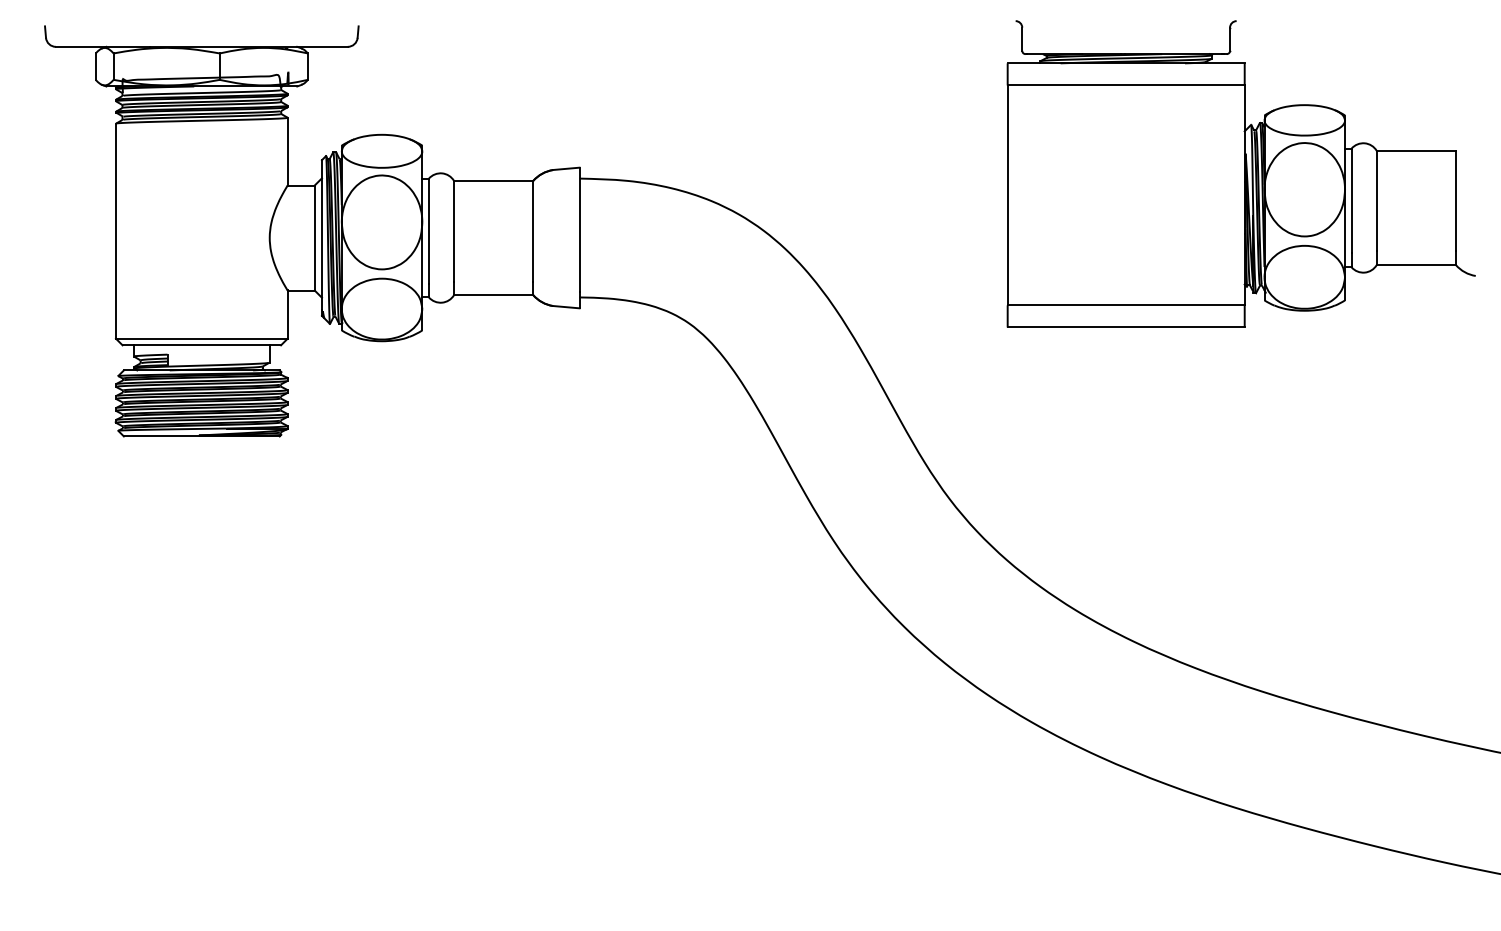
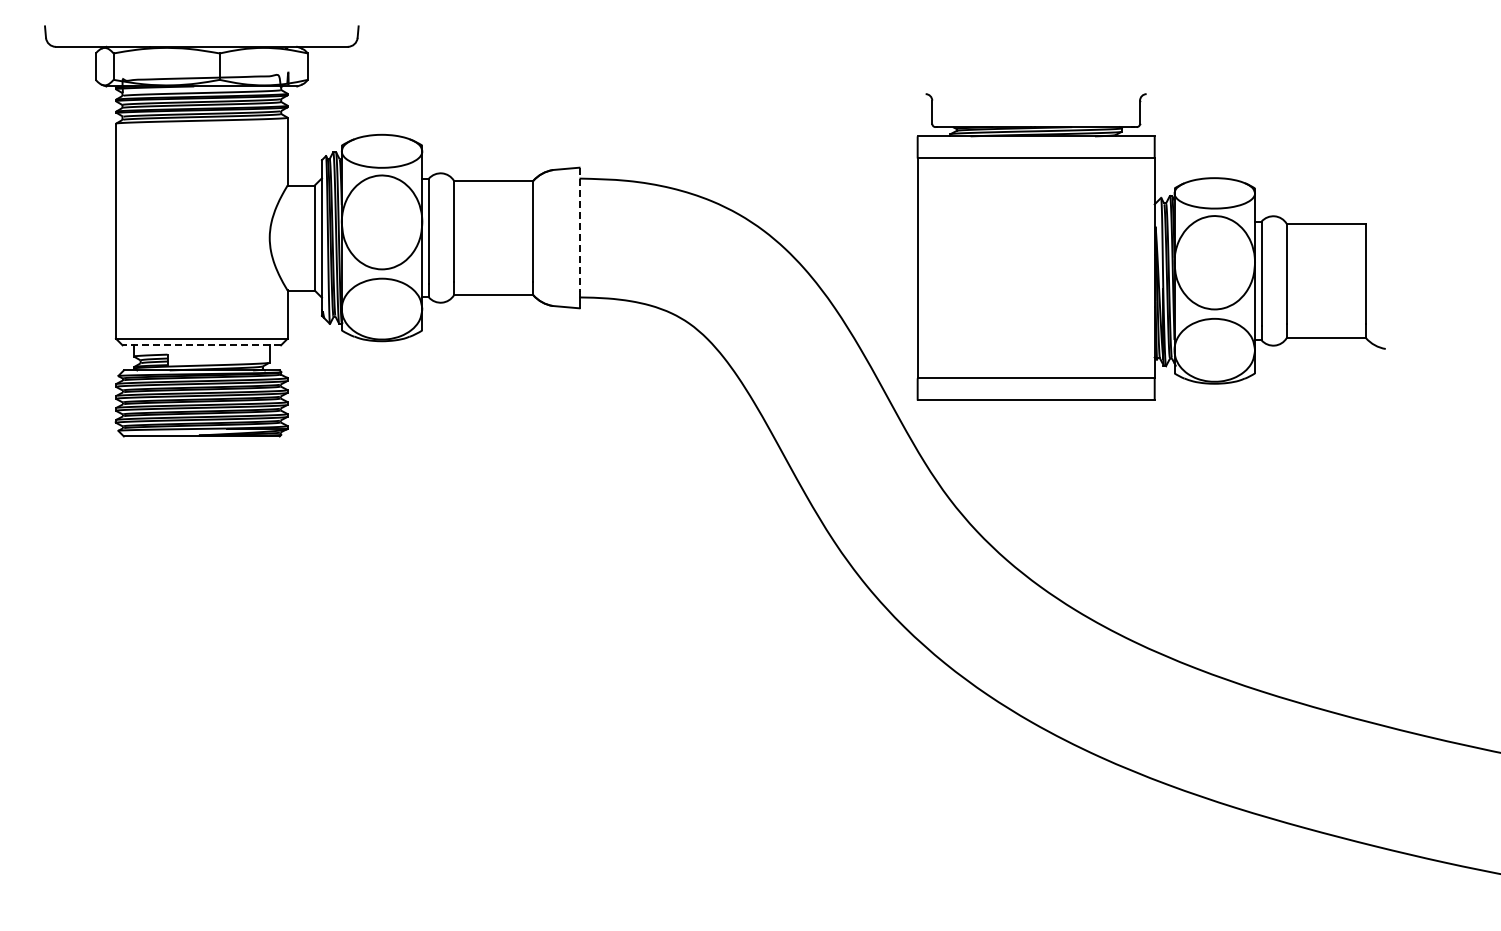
part position: (1240, 173) -> (1150, 246) (1150, 246)
line: solid -> dashed (579, 230)
line: solid -> dashed (201, 345)
